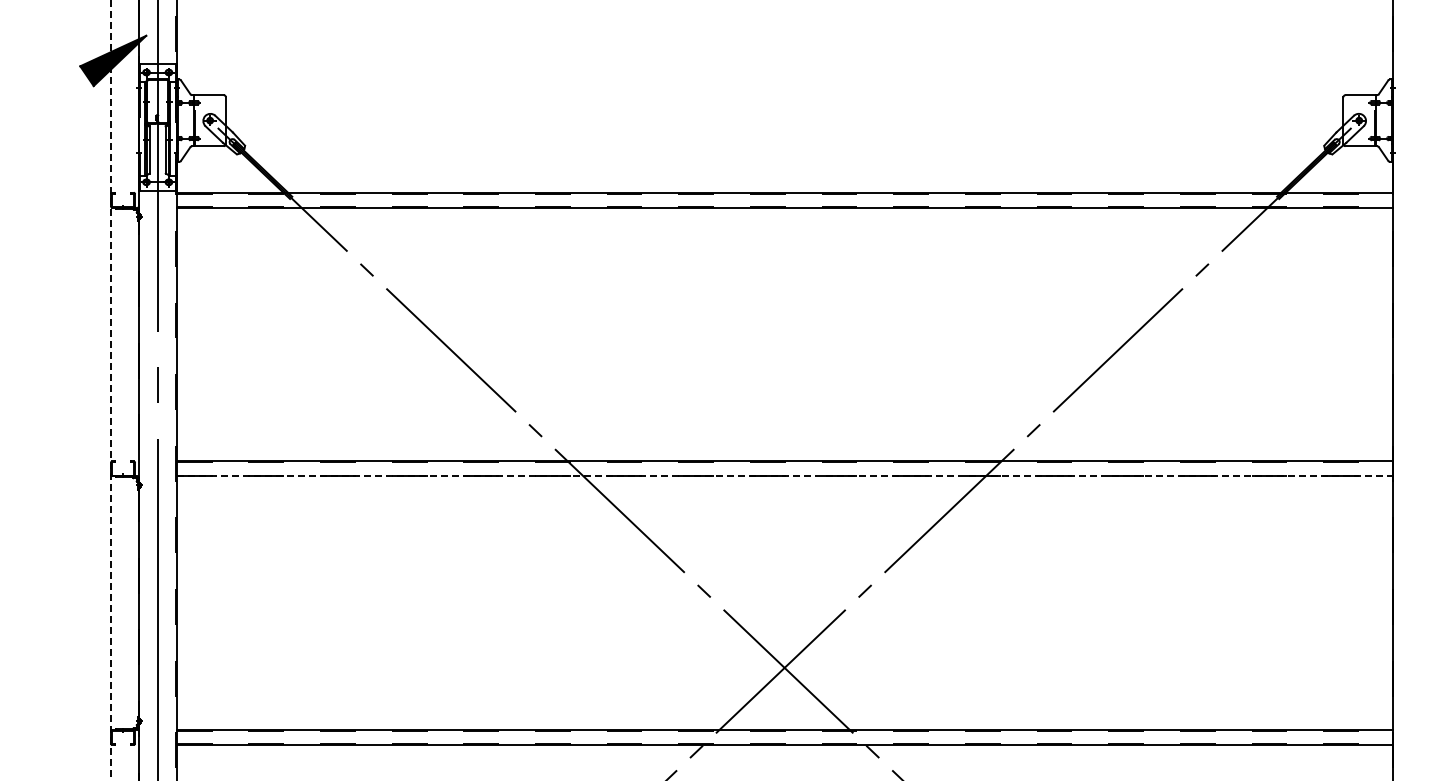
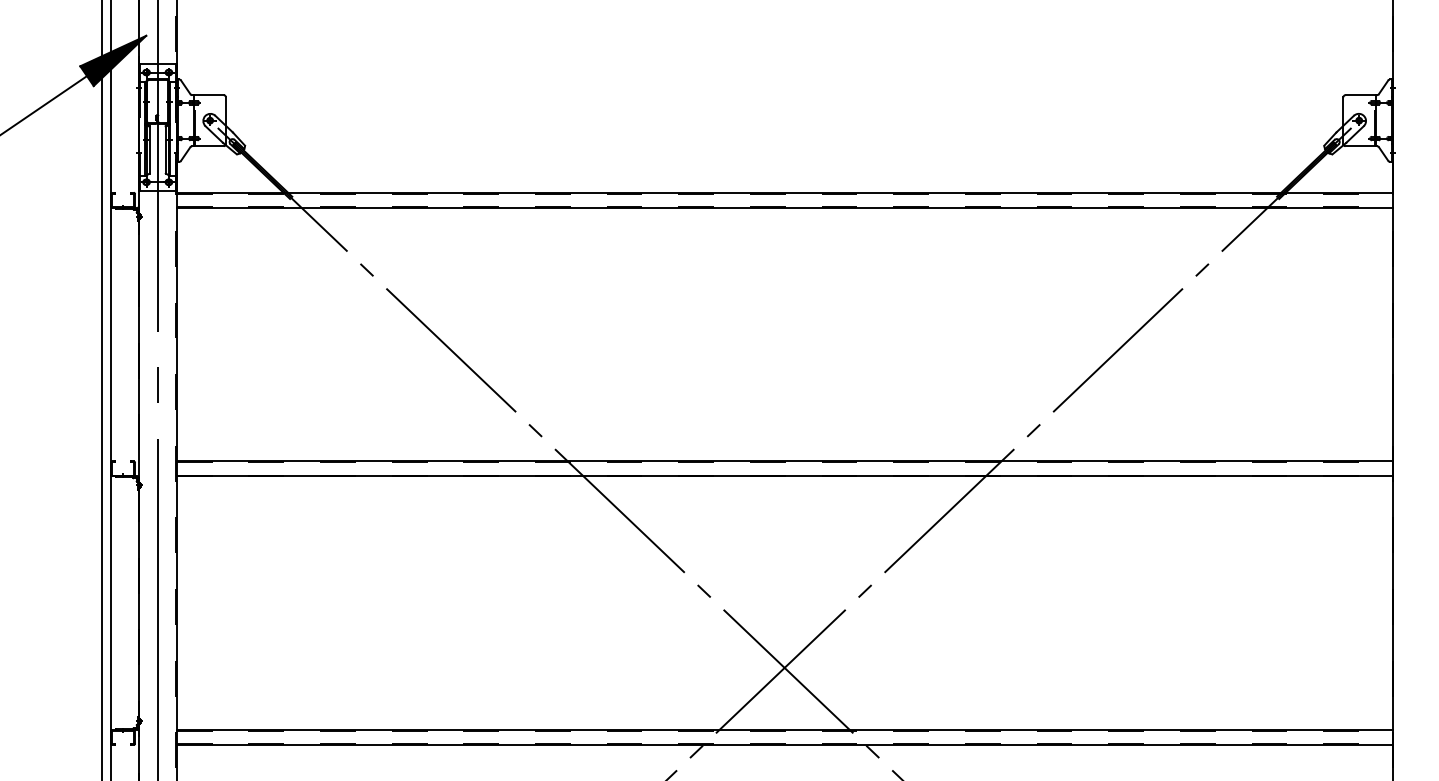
line: none -> present (44, 104)
line: none -> present (101, 389)
line: dashed -> solid (110, 390)
line: dashed -> solid (784, 476)
